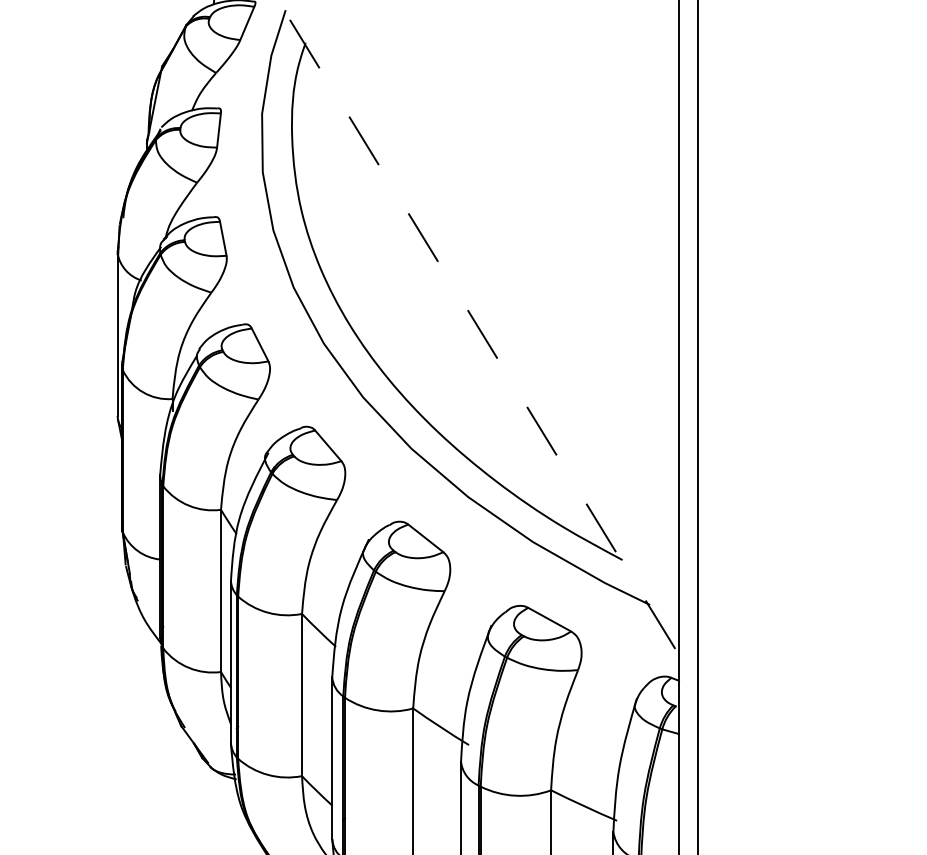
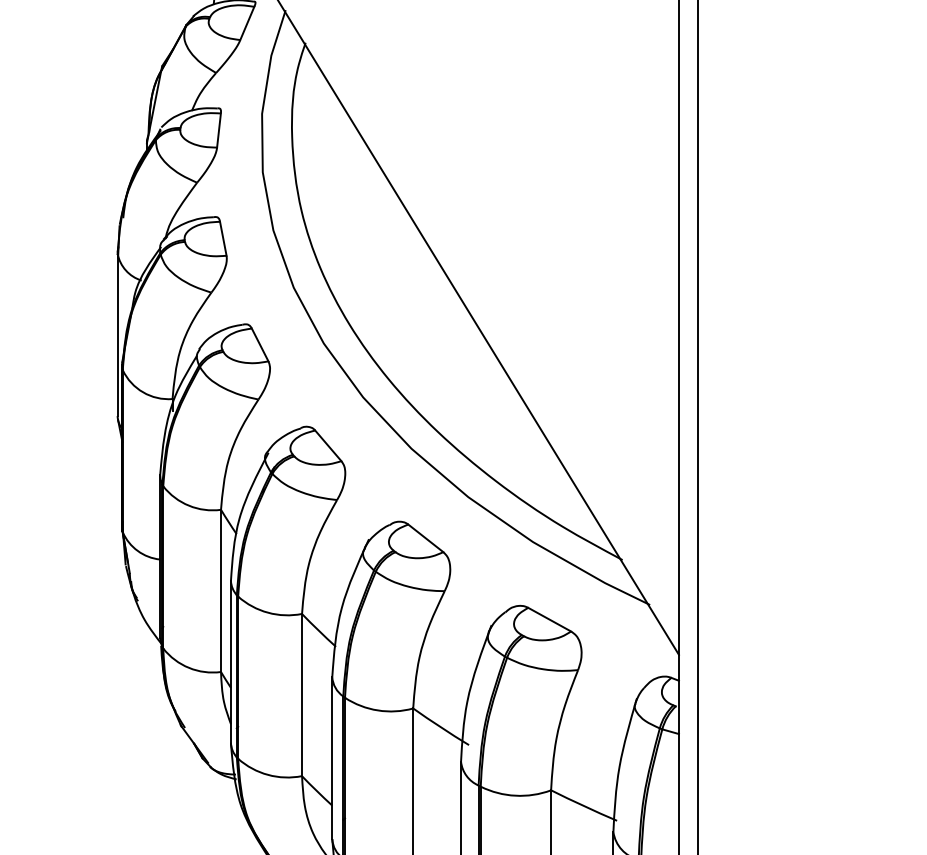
line: dashed -> solid (478, 327)
